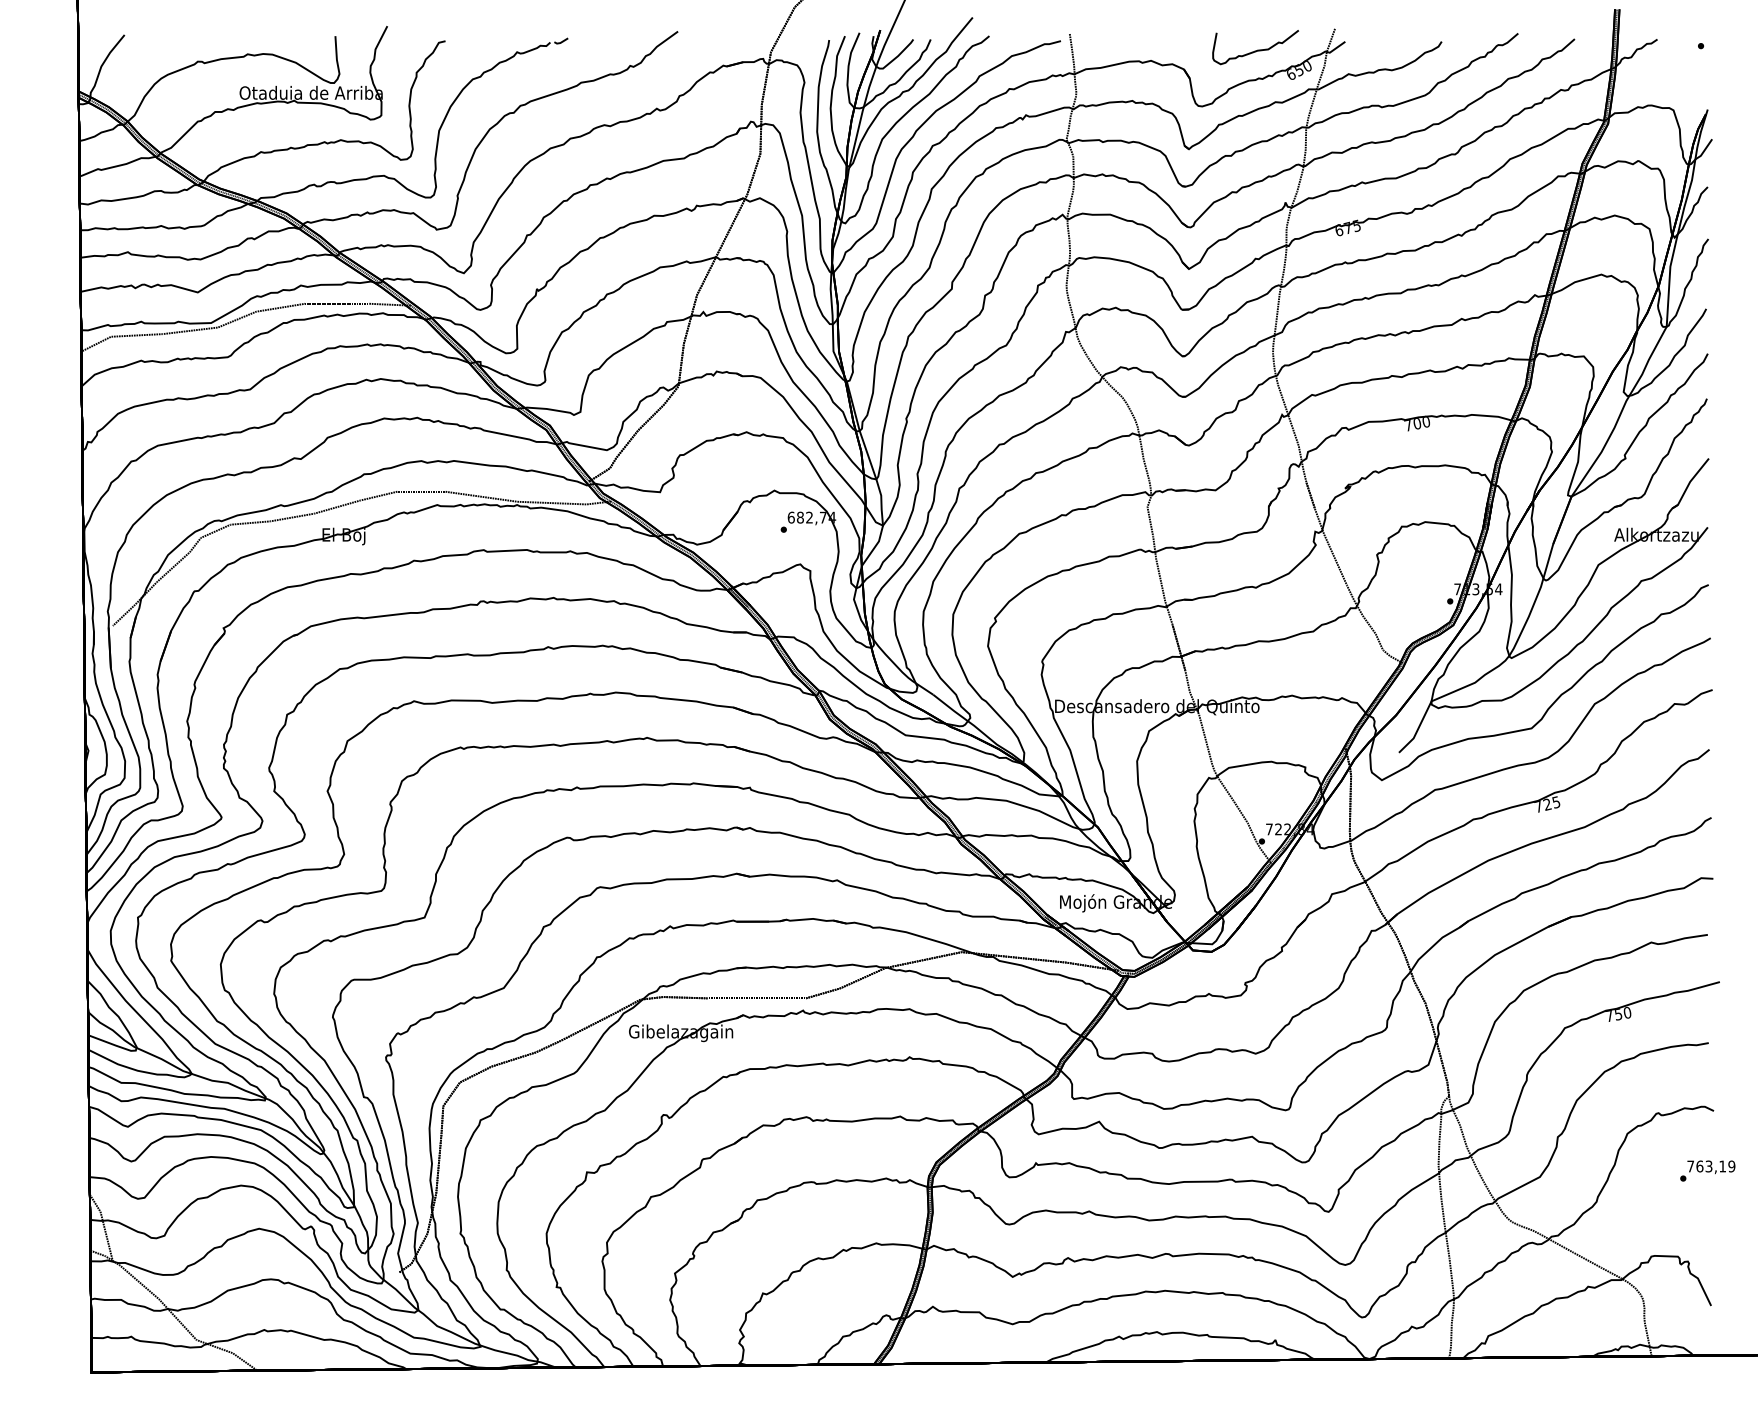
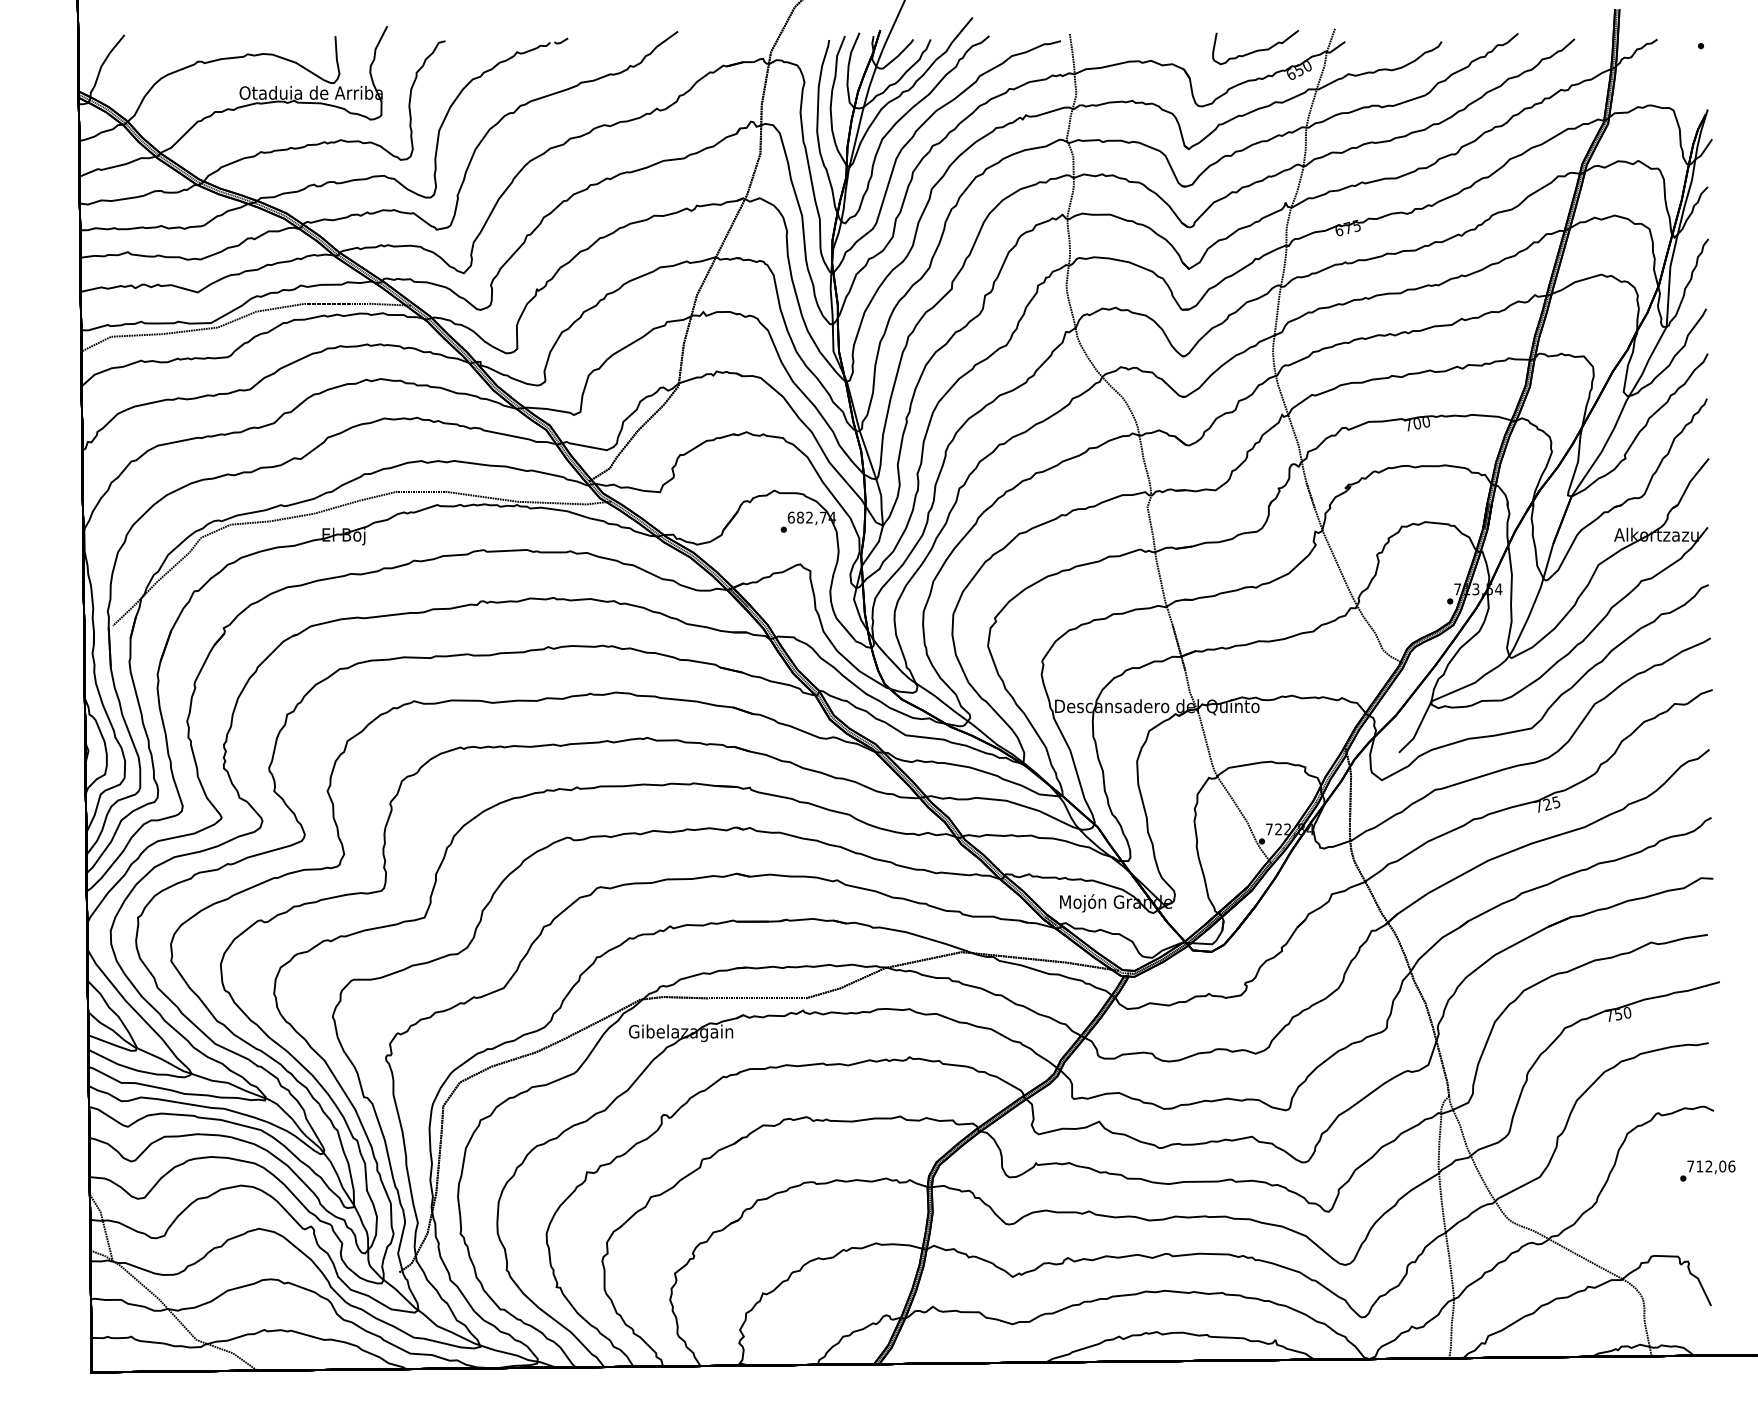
text: 763,19 -> 712,06 (1715, 1166)
